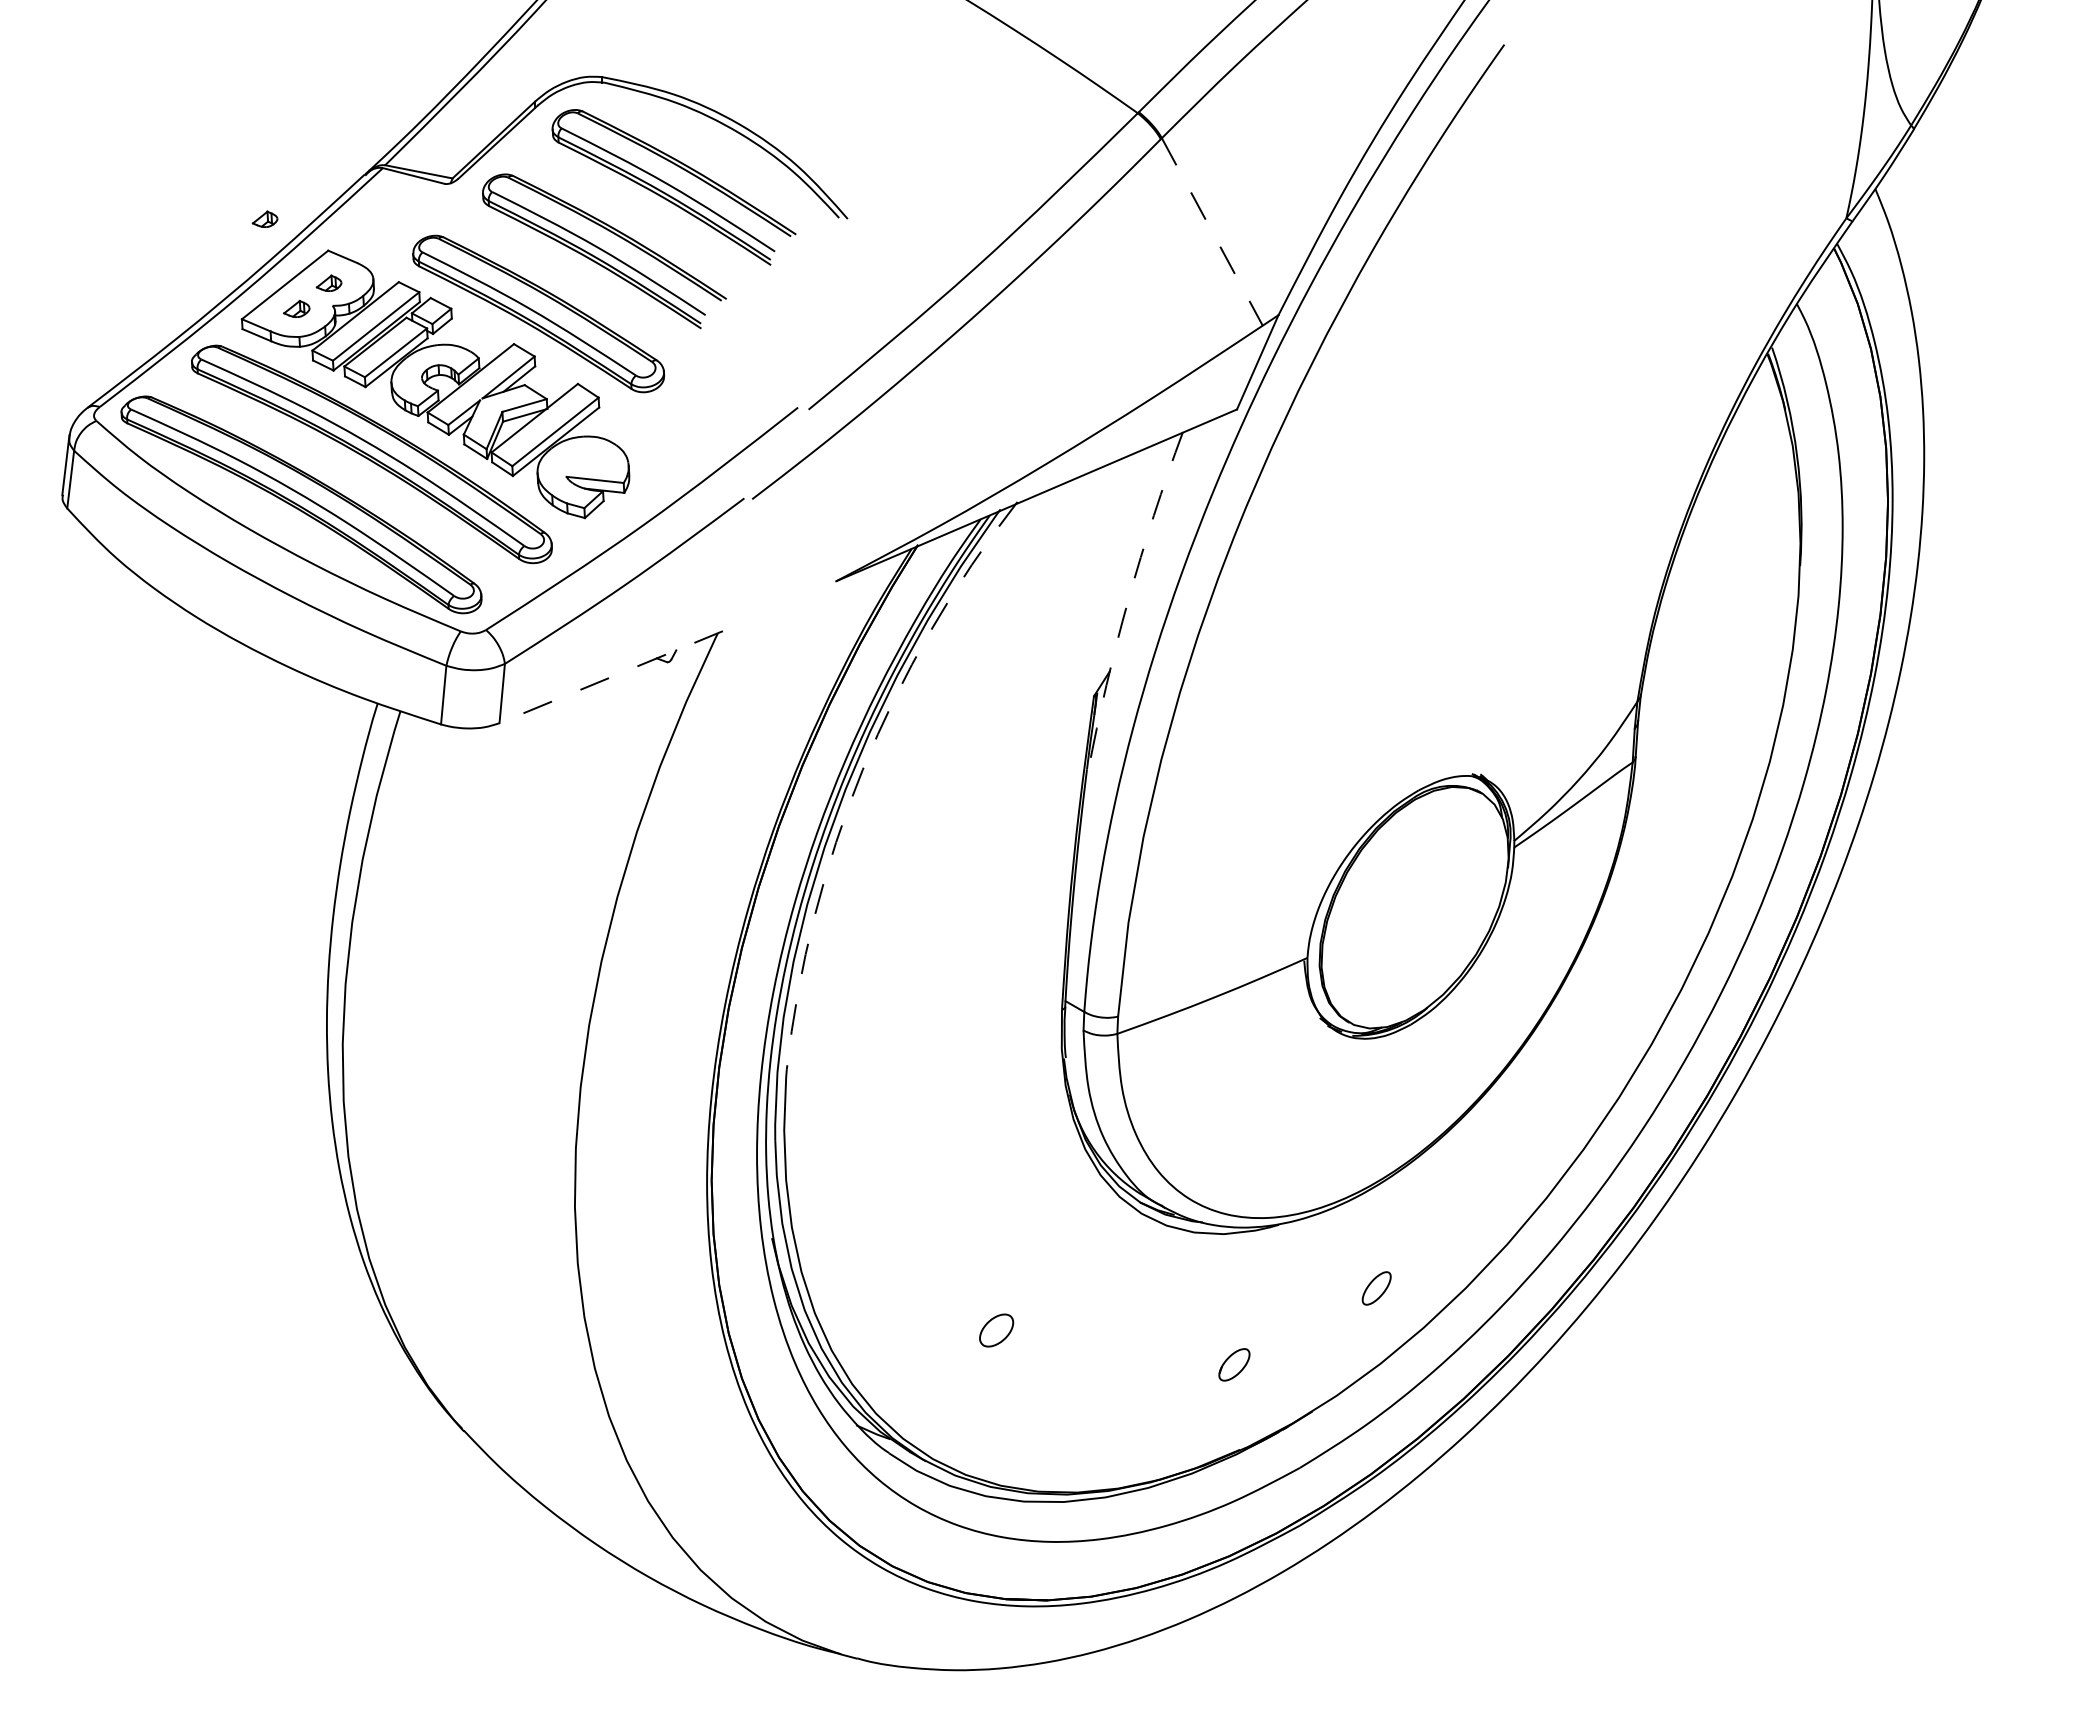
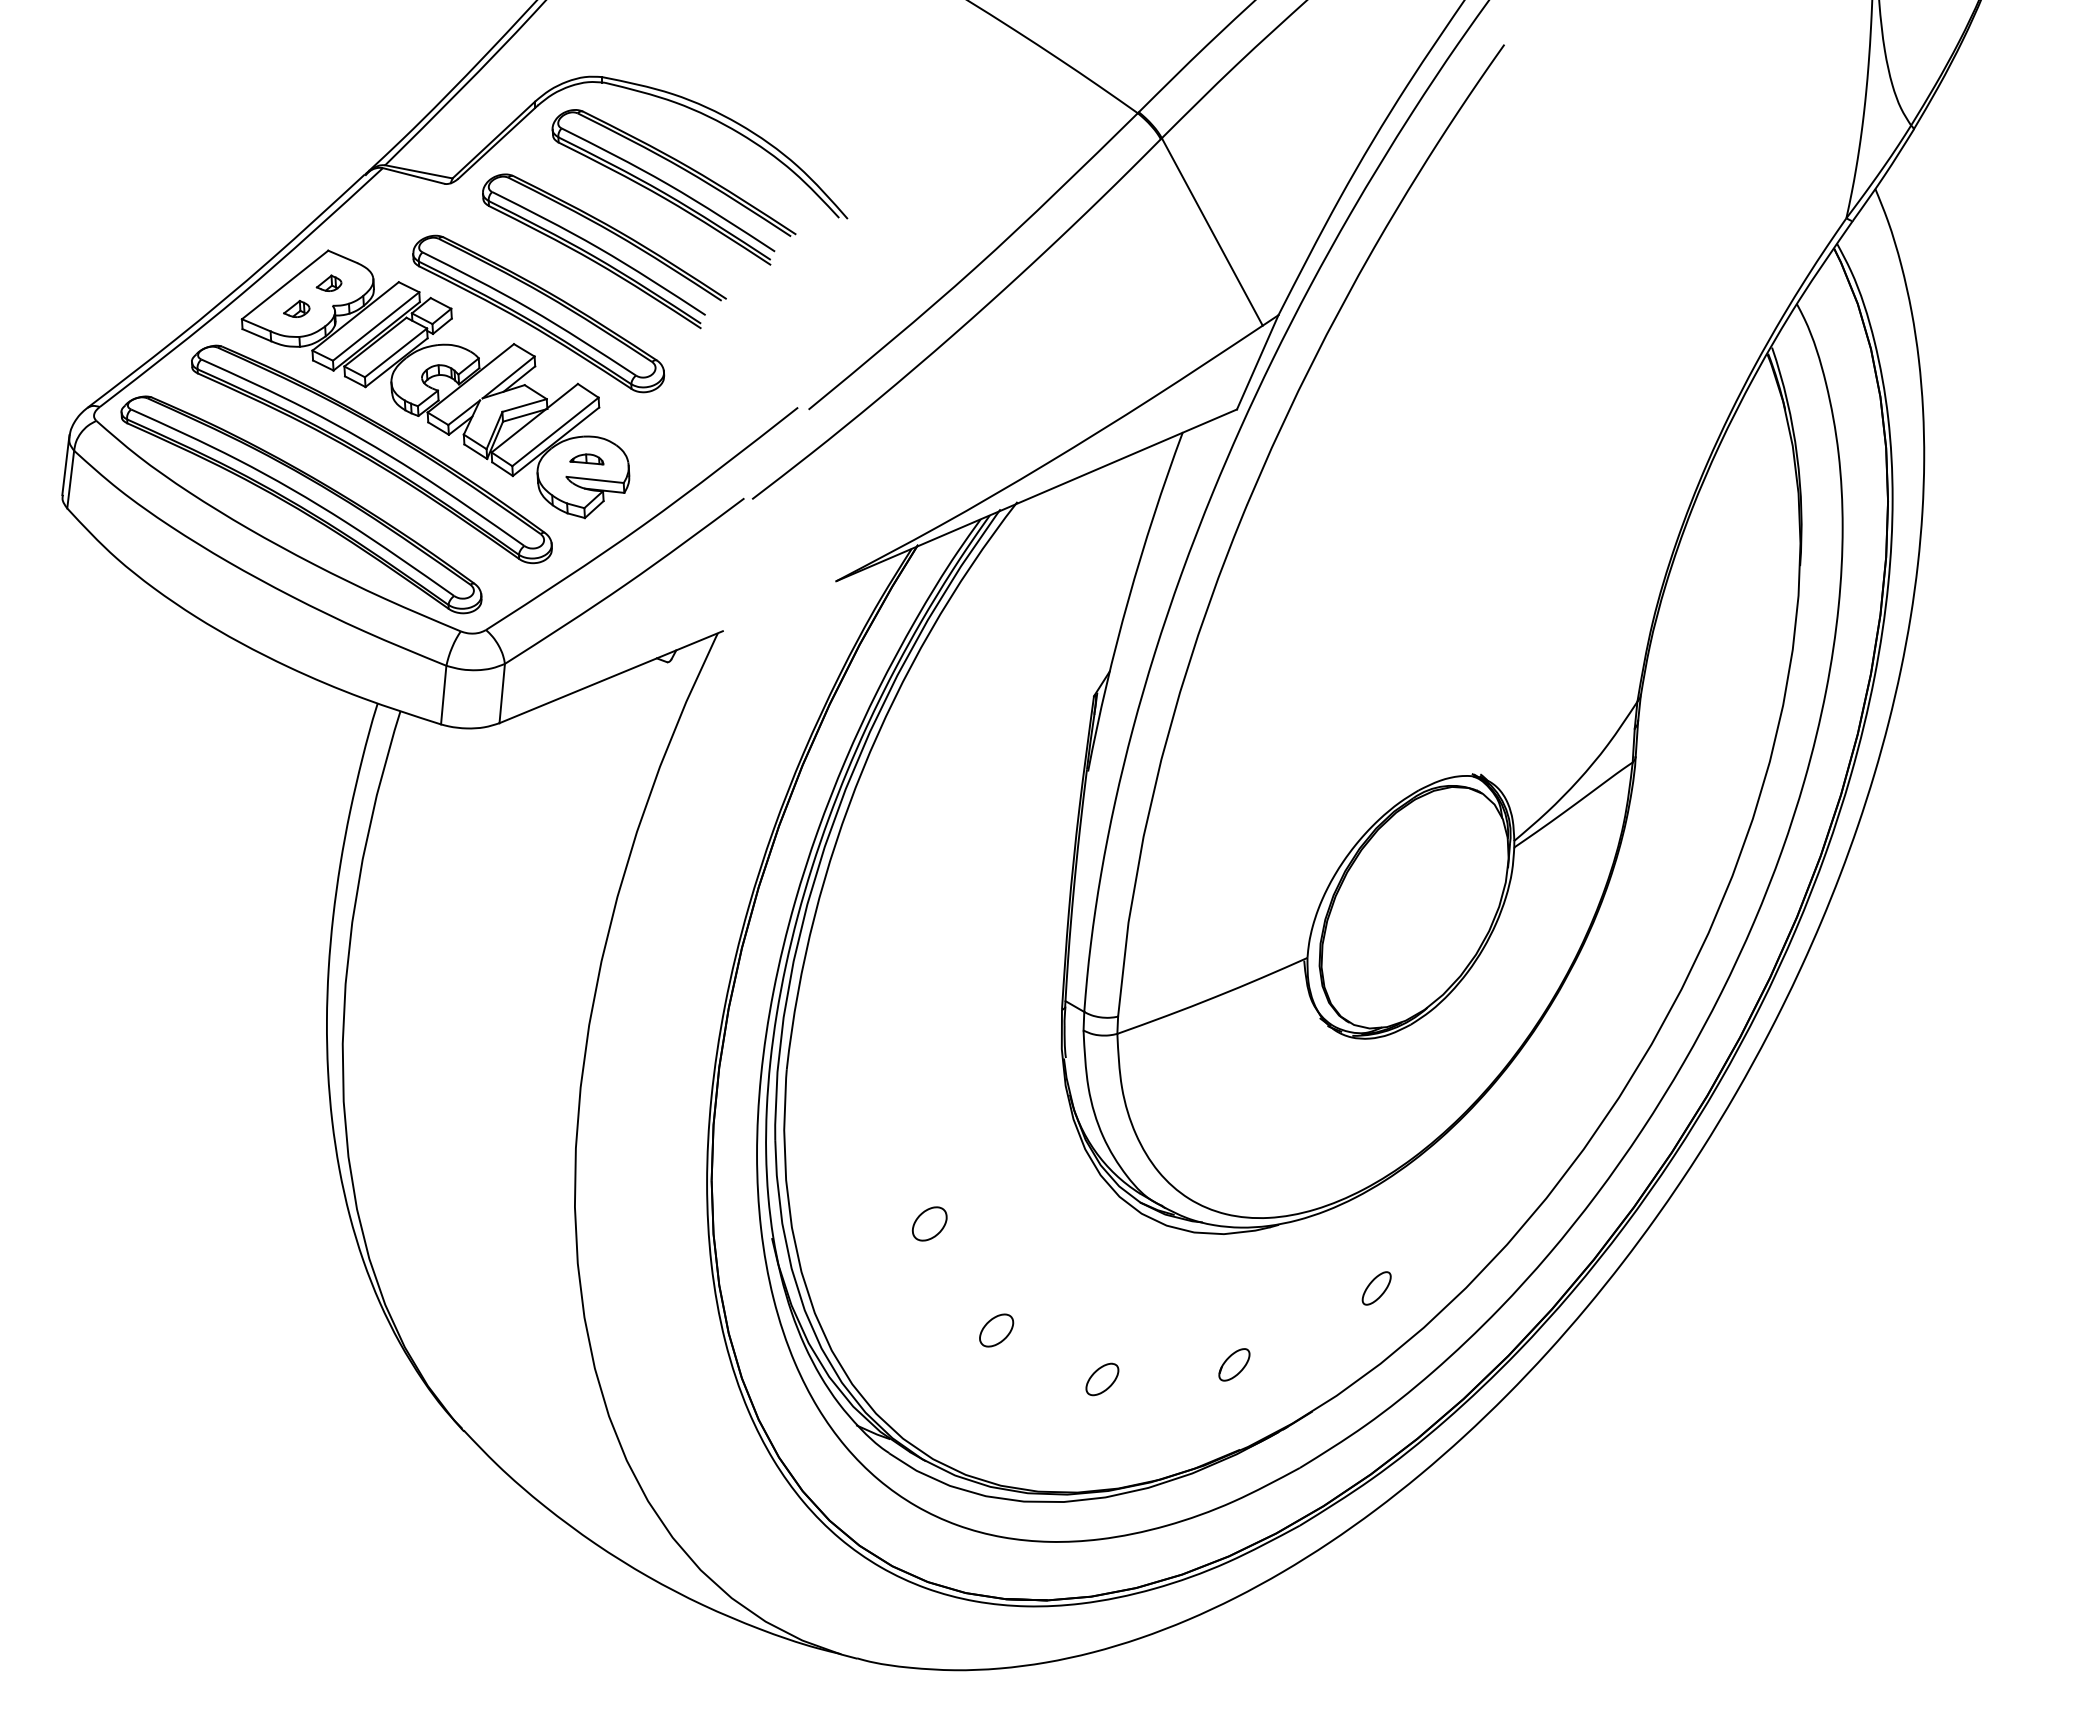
part: present -> none (264, 218)
line: dashed -> solid (1212, 232)
part: none -> present (586, 459)
arc: dashed -> solid (1128, 599)
line: dashed -> solid (611, 677)
arc: dashed -> solid (862, 769)
part: none -> present (929, 1223)
part: none -> present (1102, 1379)
